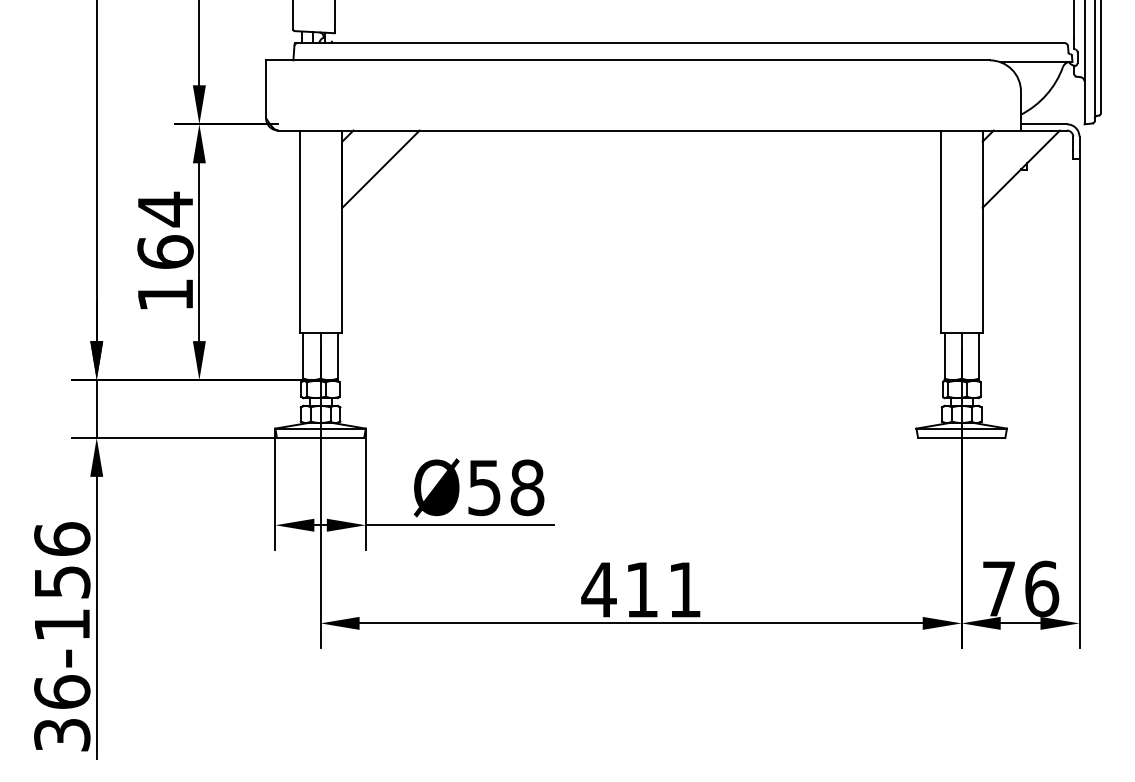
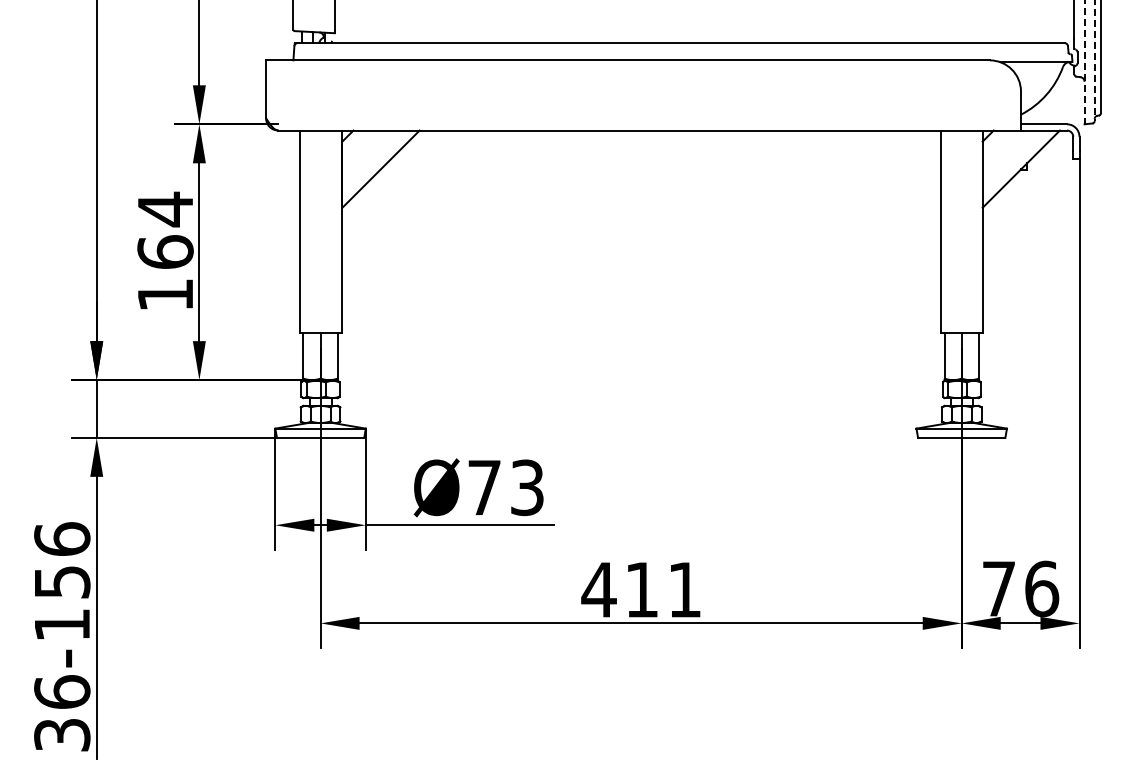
line: solid -> dashed (1084, 61)
line: solid -> dashed (1094, 61)
text: Ø58 -> Ø73 (506, 487)
